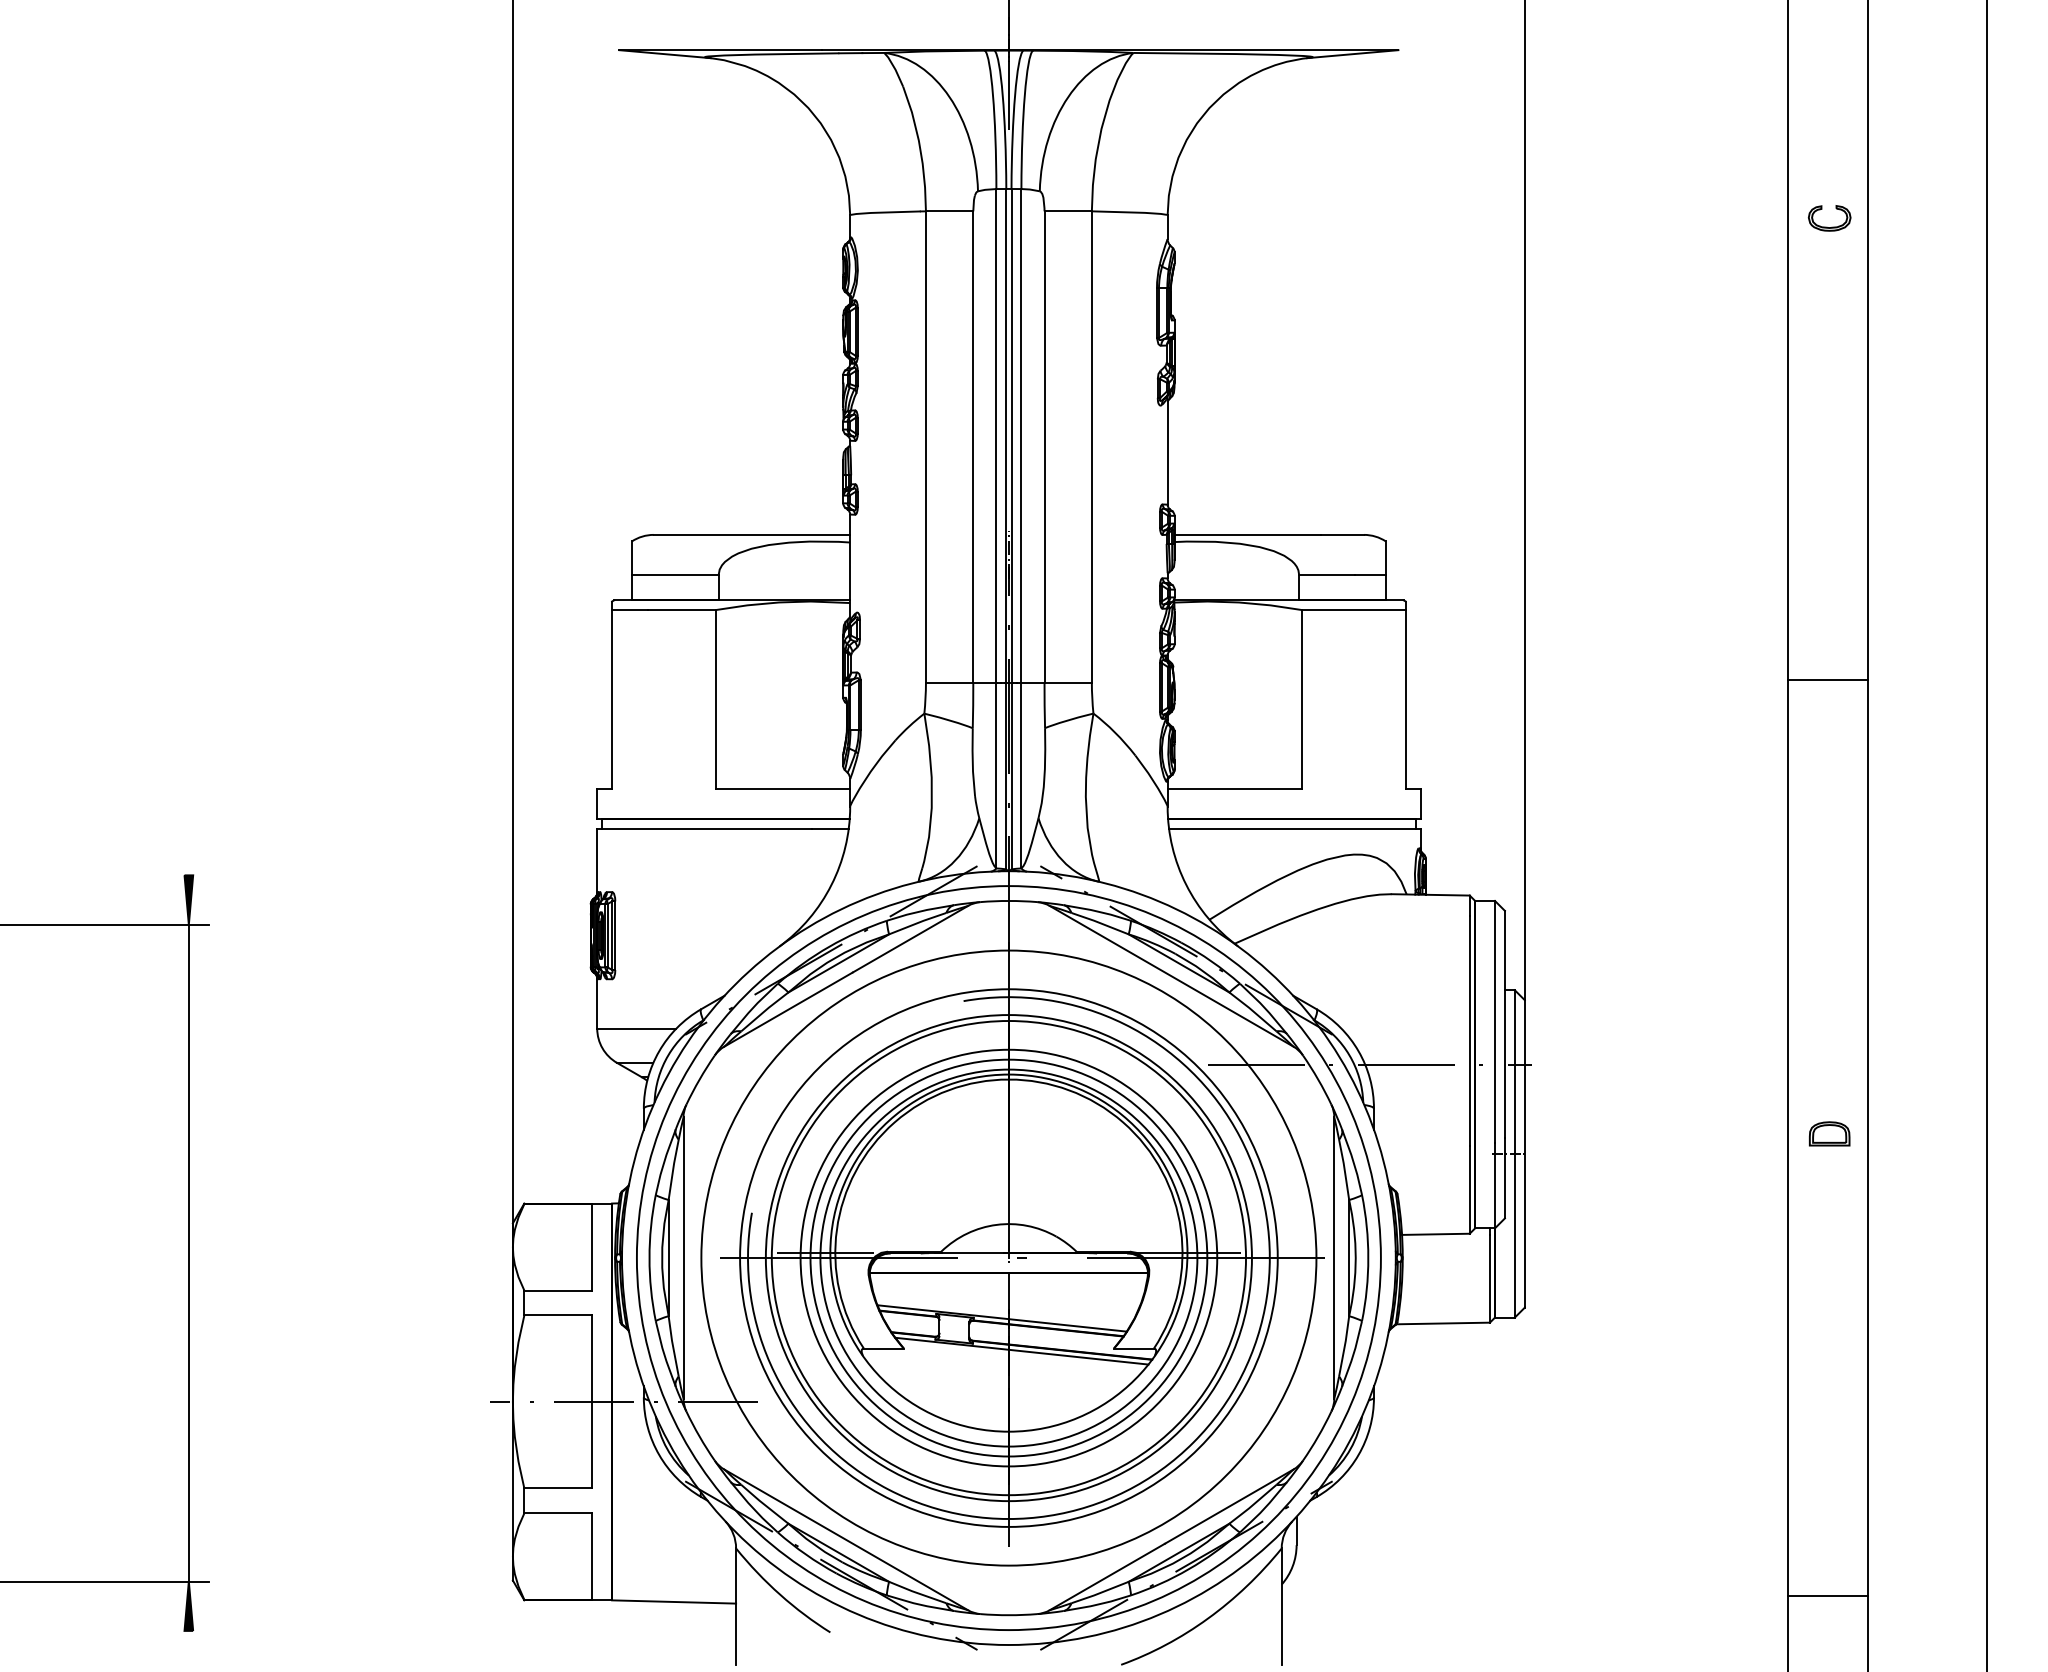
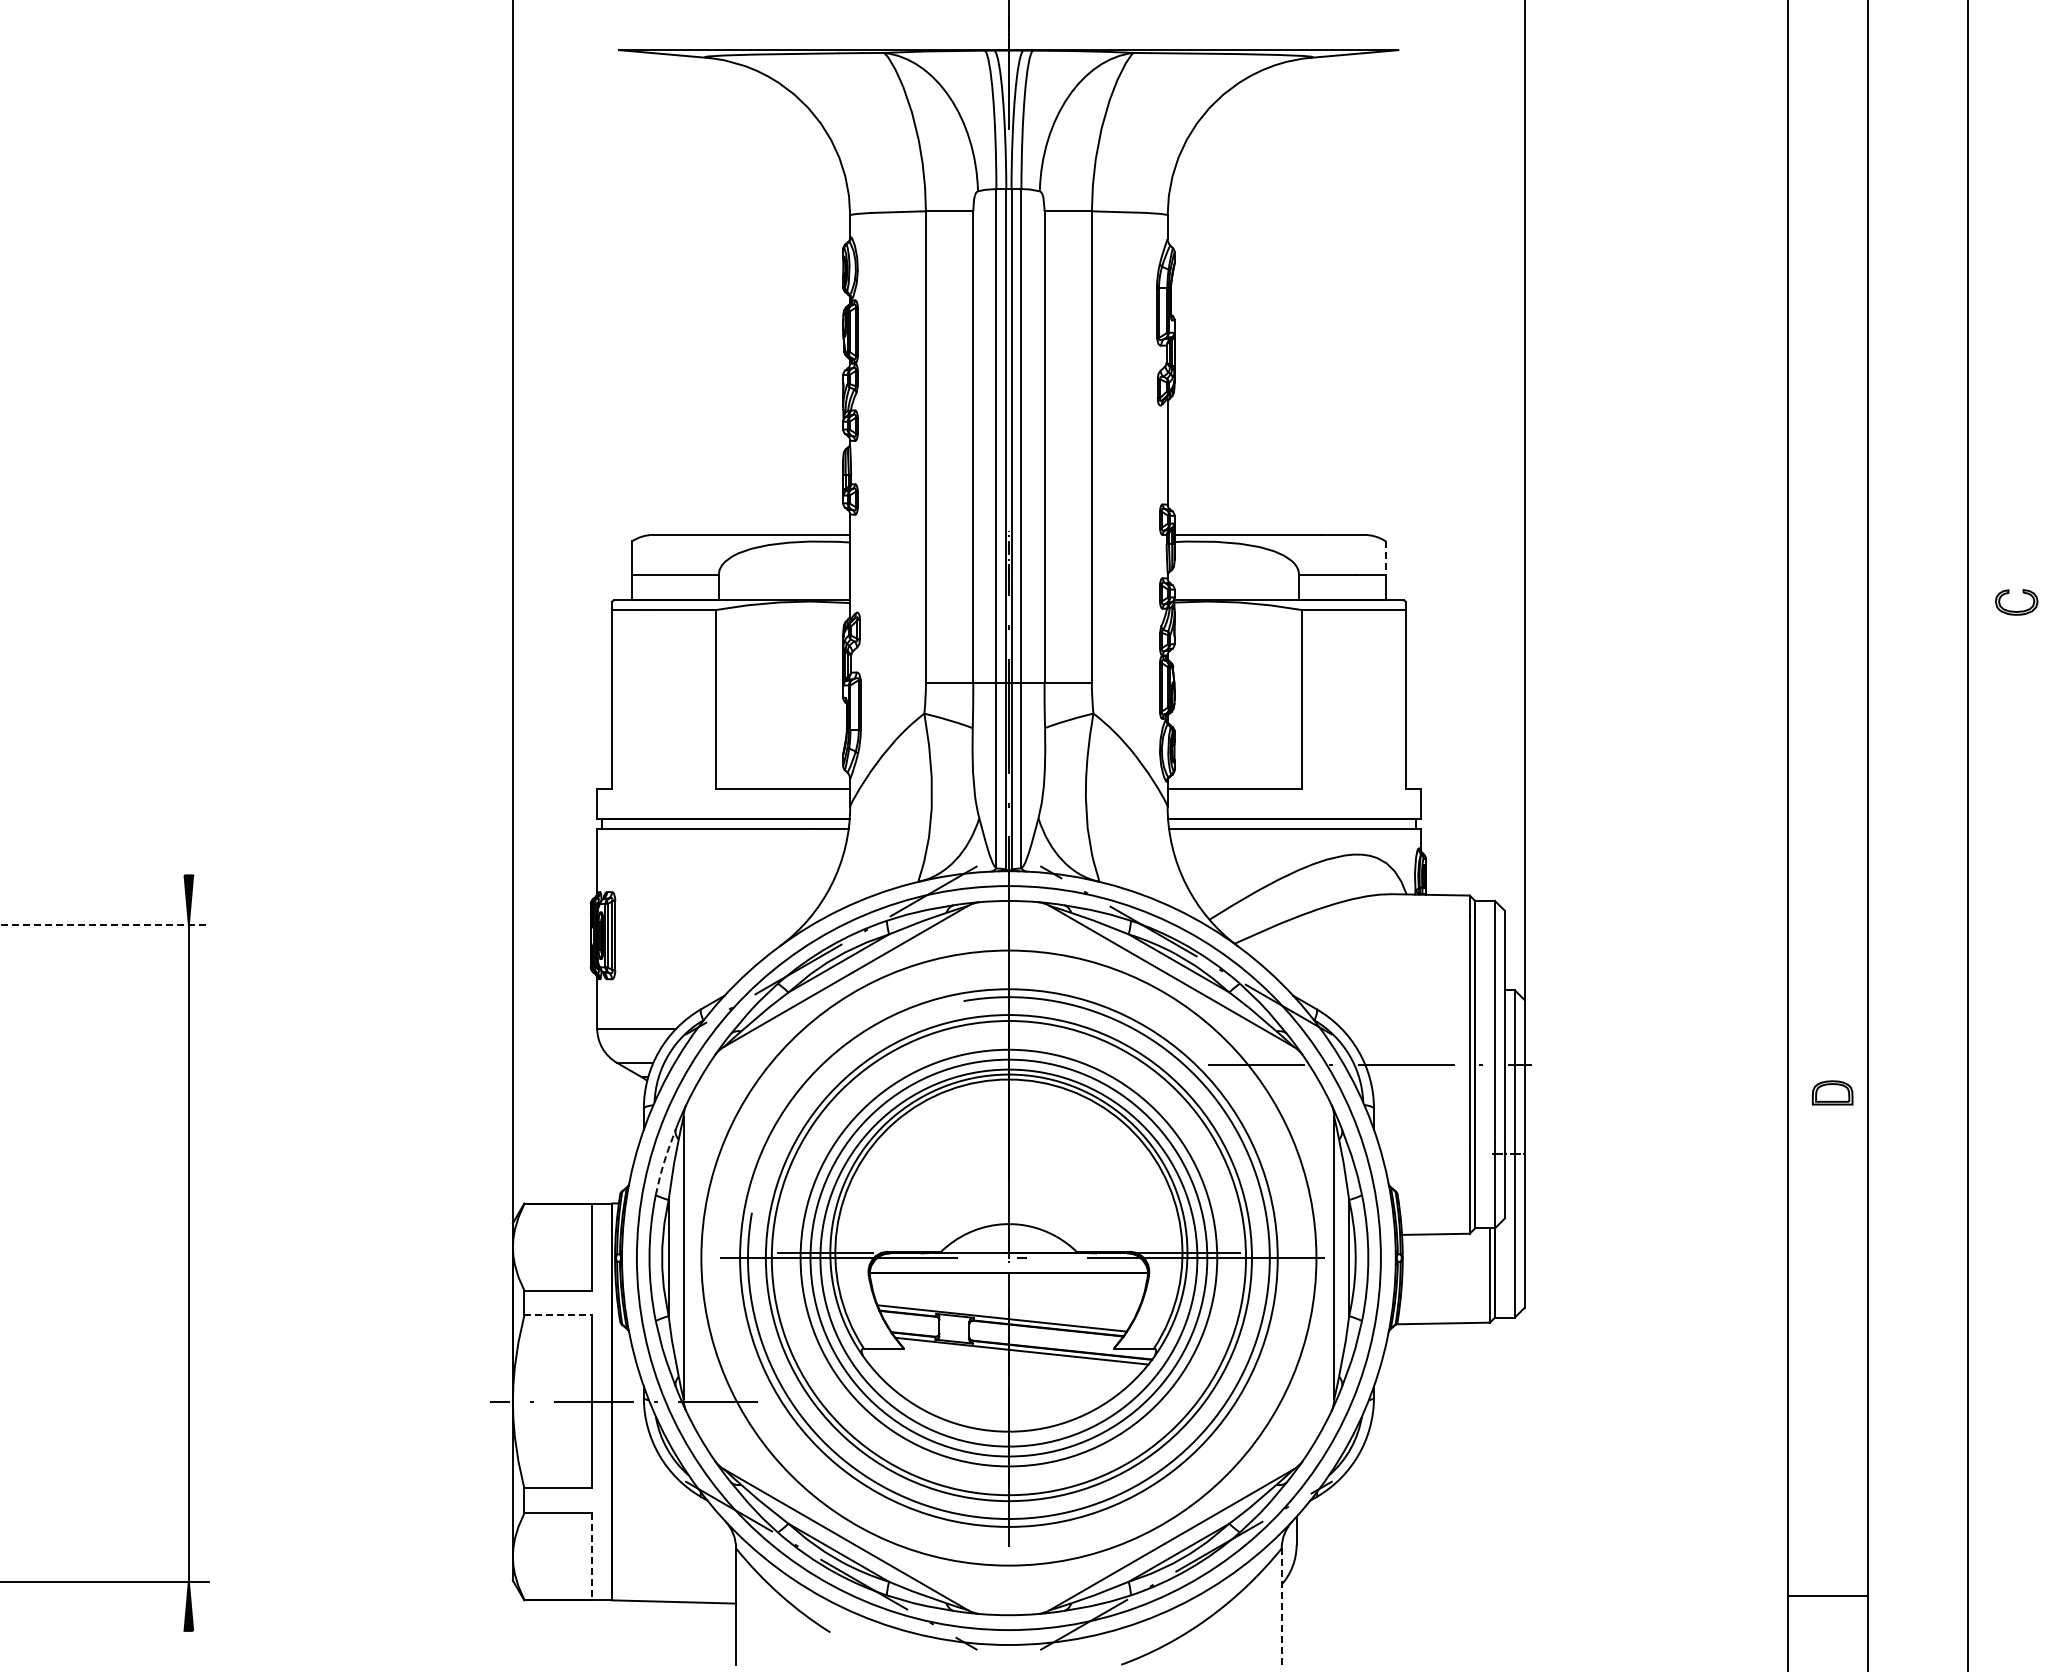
part position: (1827, 226) -> (2014, 610) (2014, 610)
line: solid -> dashed (1385, 558)
line: present -> none (1827, 679)
line position: (1986, 835) -> (1967, 835) (1967, 835)
line: solid -> dashed (104, 924)
part position: (1829, 1133) -> (1832, 1092) (1832, 1092)
line: solid -> dashed (664, 1161)
line: solid -> dashed (558, 1315)
line: solid -> dashed (592, 1557)
line: solid -> dashed (1281, 1607)
